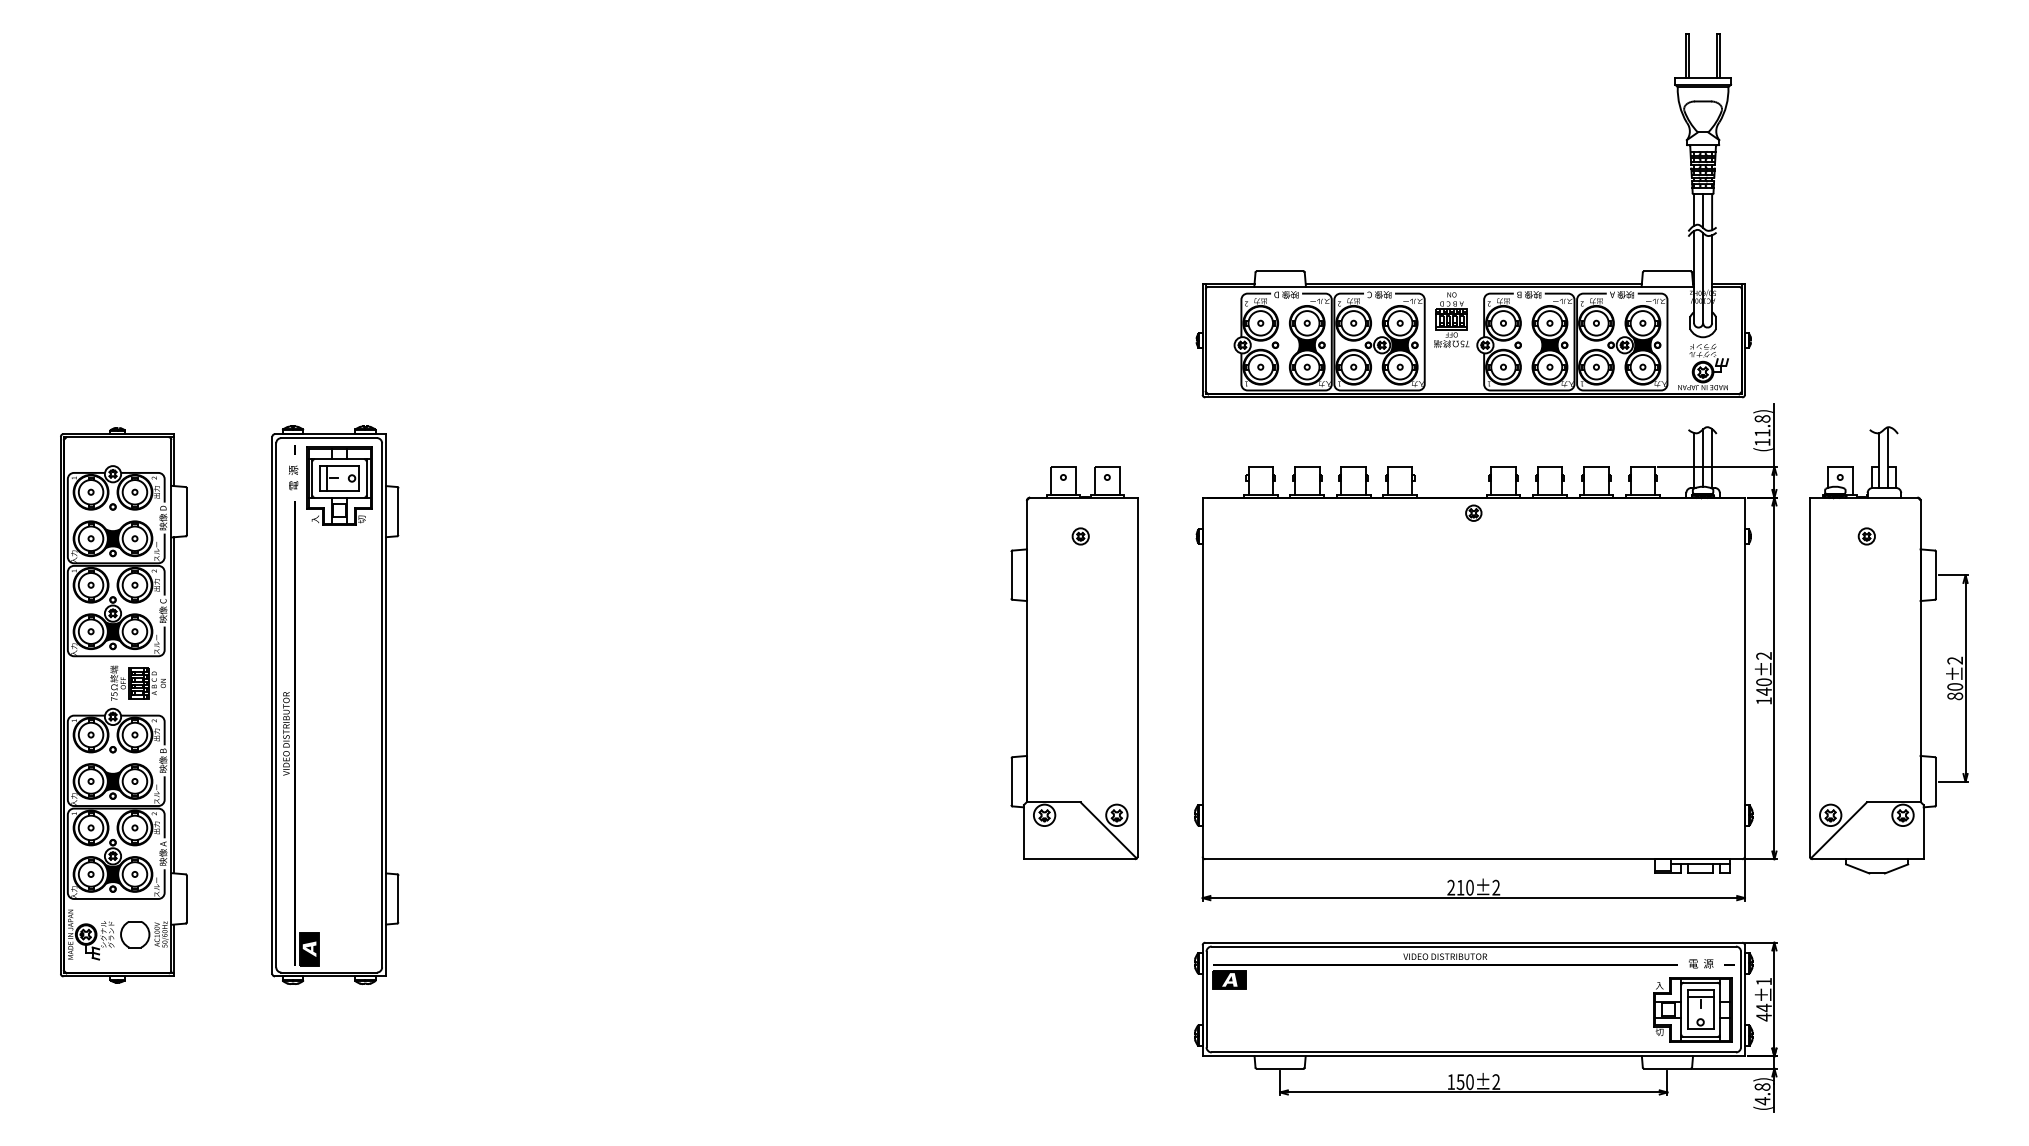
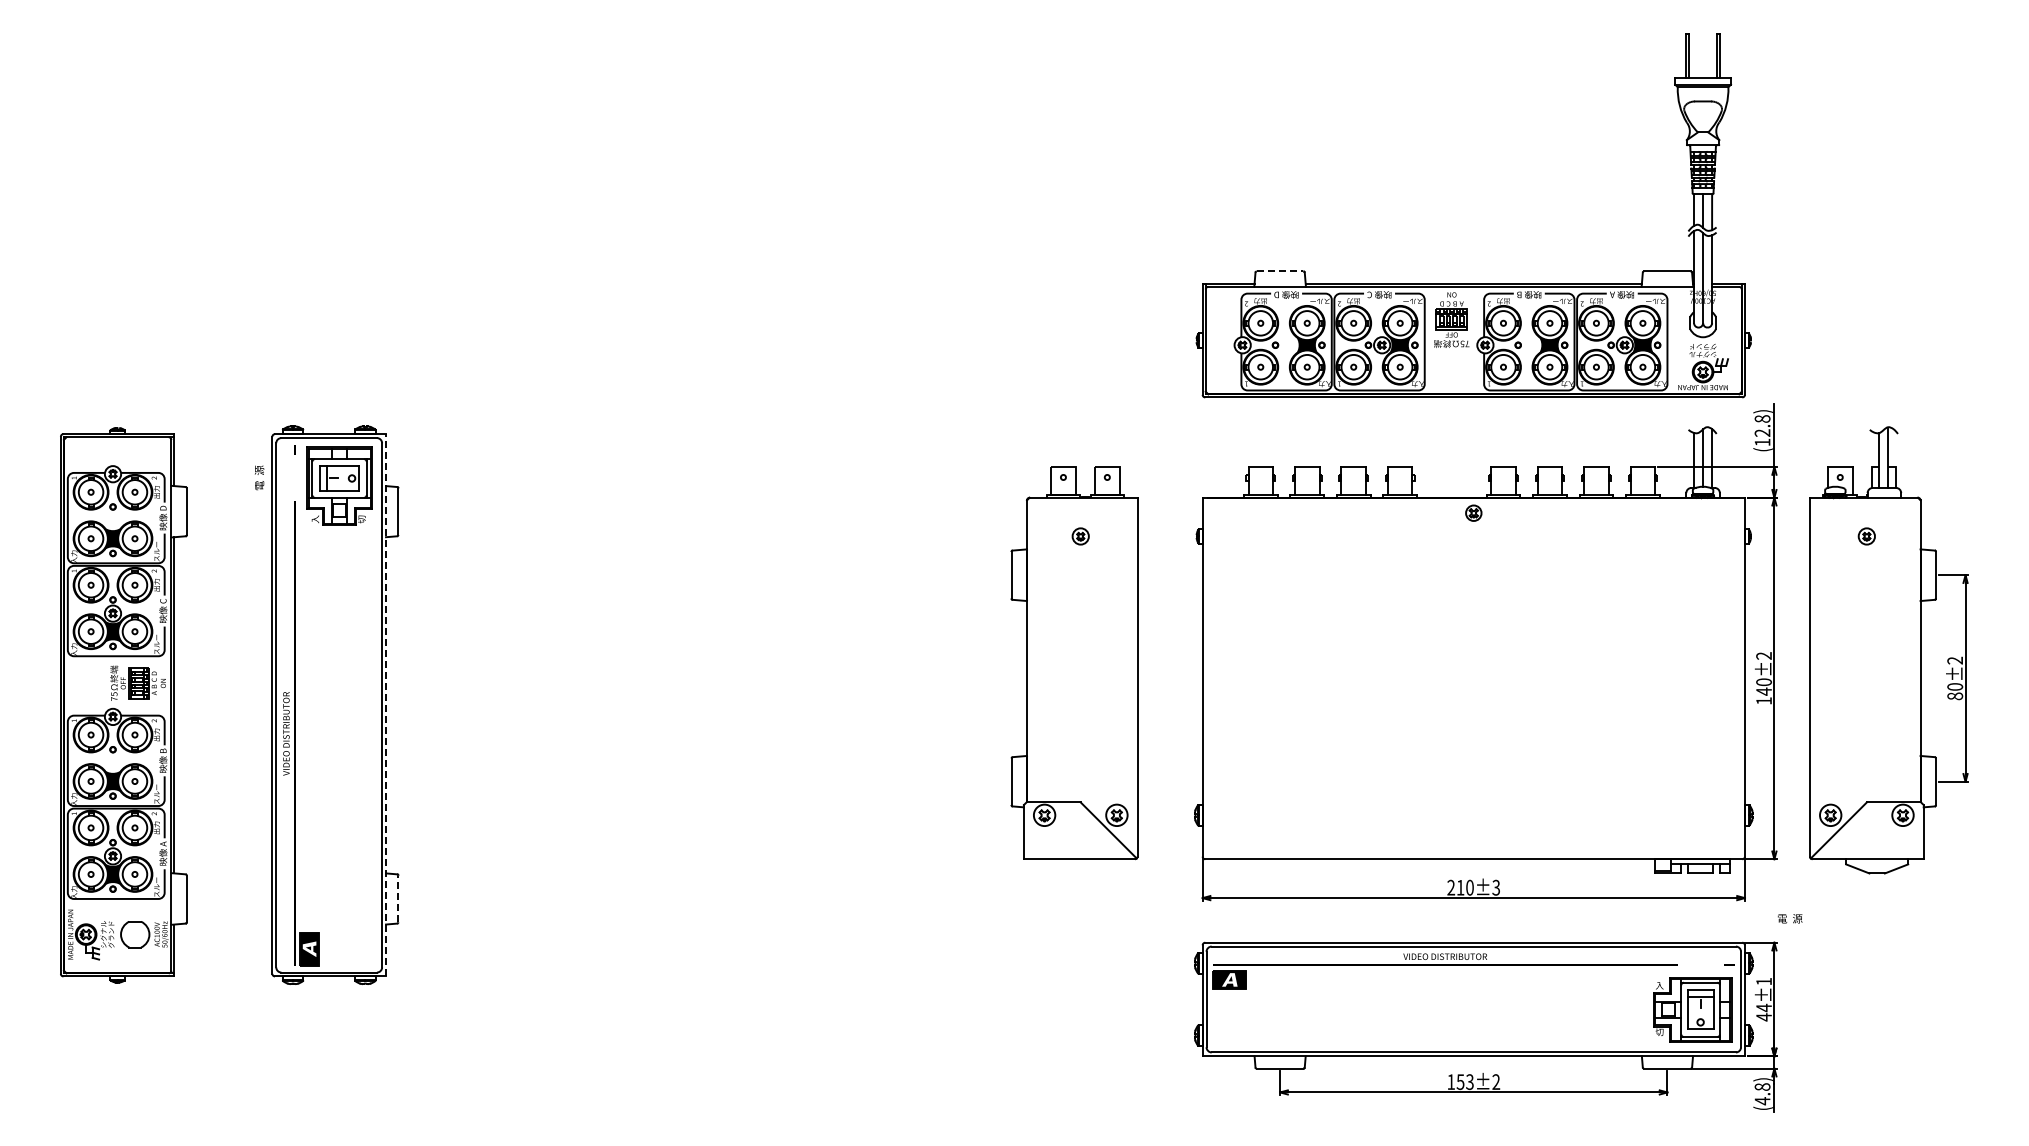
line: solid -> dashed (1280, 271)
text: (11.8) -> (12.8) (1762, 432)
text position: (293, 477) -> (259, 477) (259, 477)
line: solid -> dashed (386, 704)
text: 210±2 -> 210±3 (1496, 887)
line: solid -> dashed (398, 898)
text position: (1701, 963) -> (1790, 918) (1790, 918)
text: 150±2 -> 153±2 (1469, 1081)
